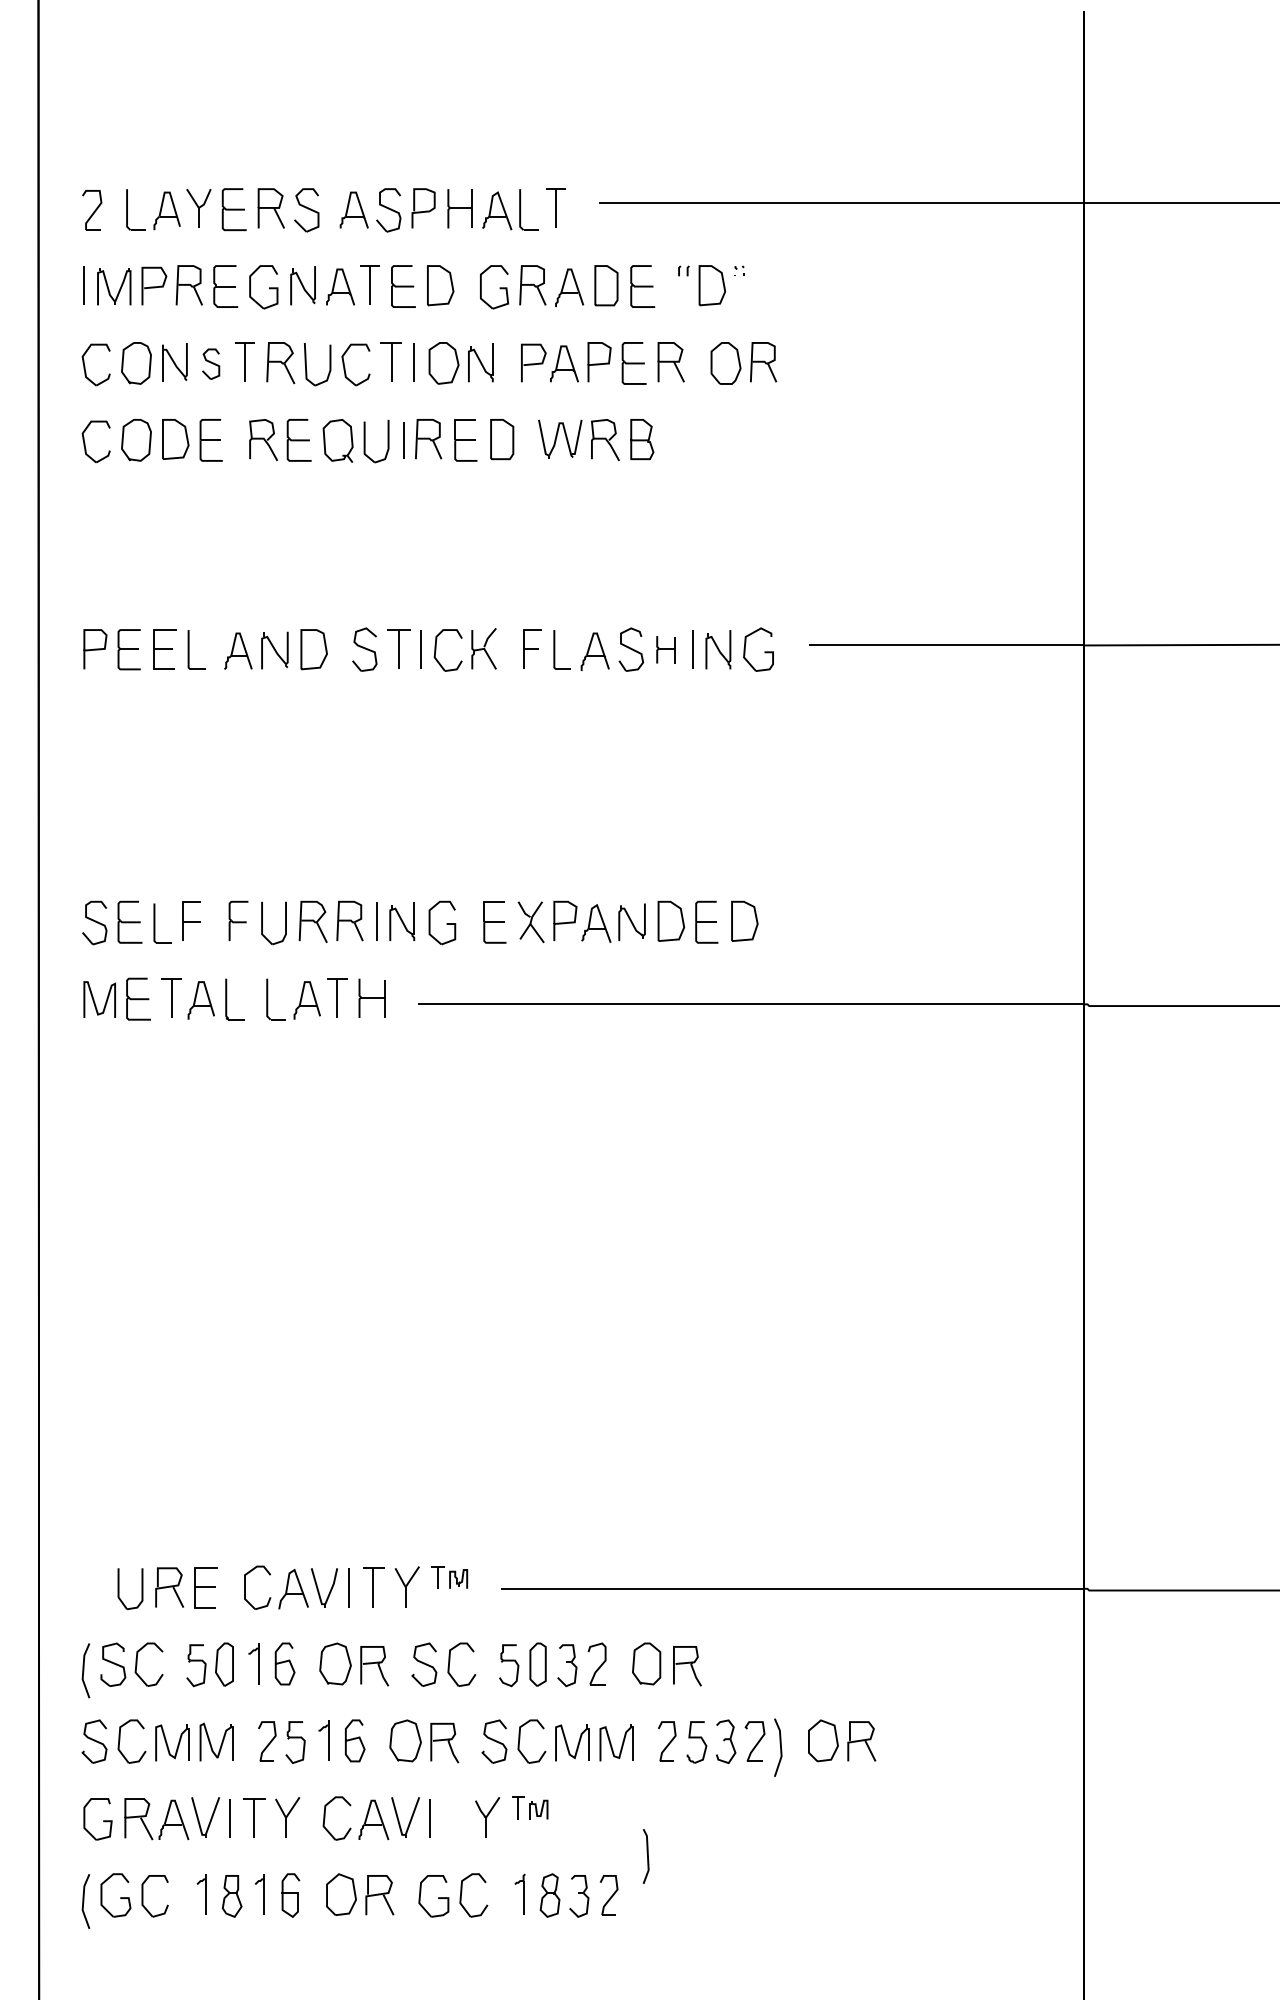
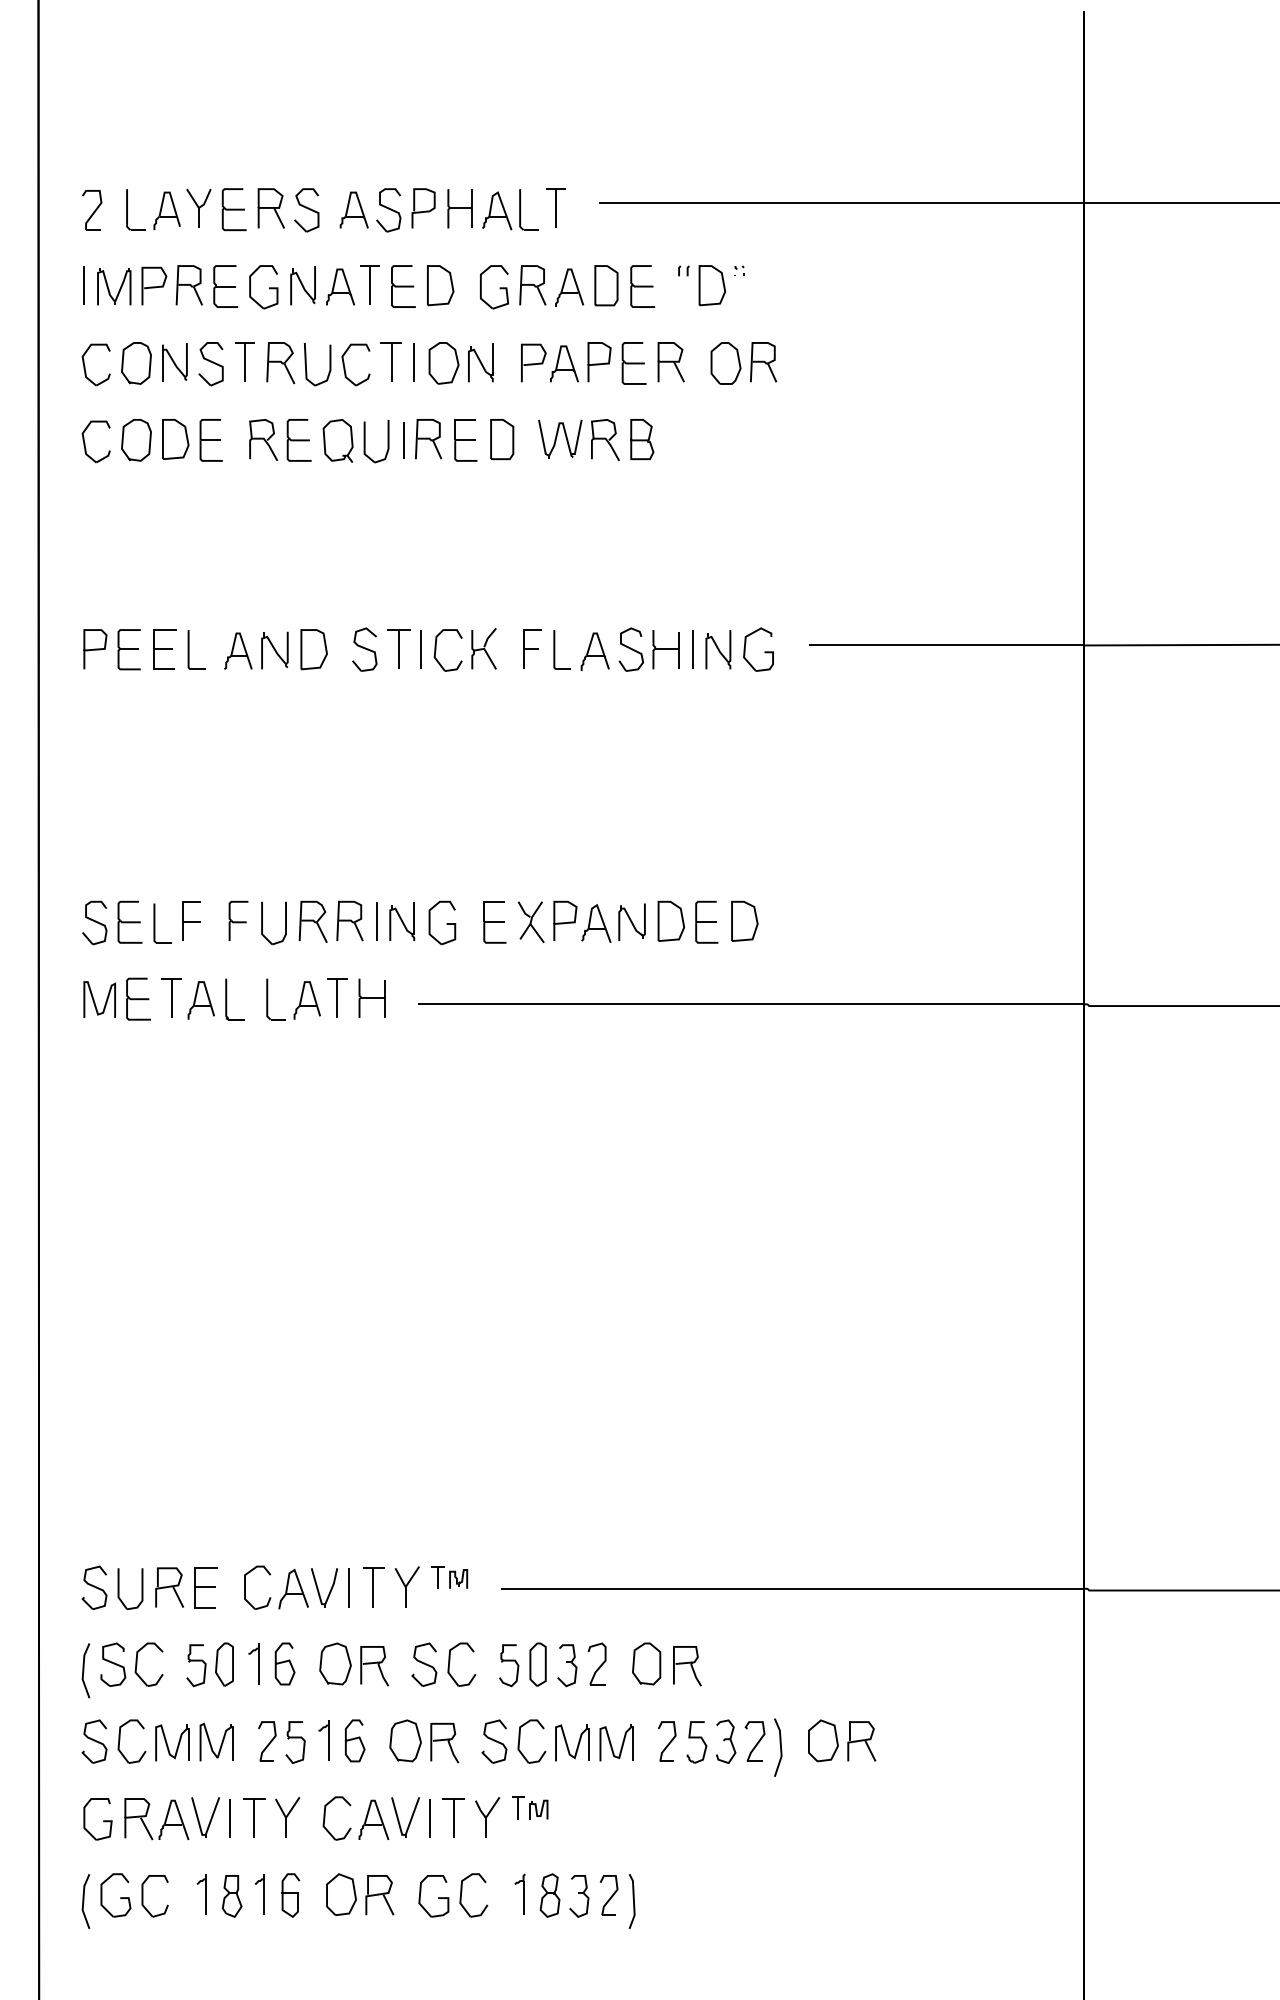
part size: 19x32 px -> 26x45 px (210, 364)
part size: 20x28 px -> 28x40 px (665, 649)
part: none -> present (94, 1587)
part: none -> present (453, 1817)
line position: (647, 1856) -> (633, 1901) (633, 1901)
